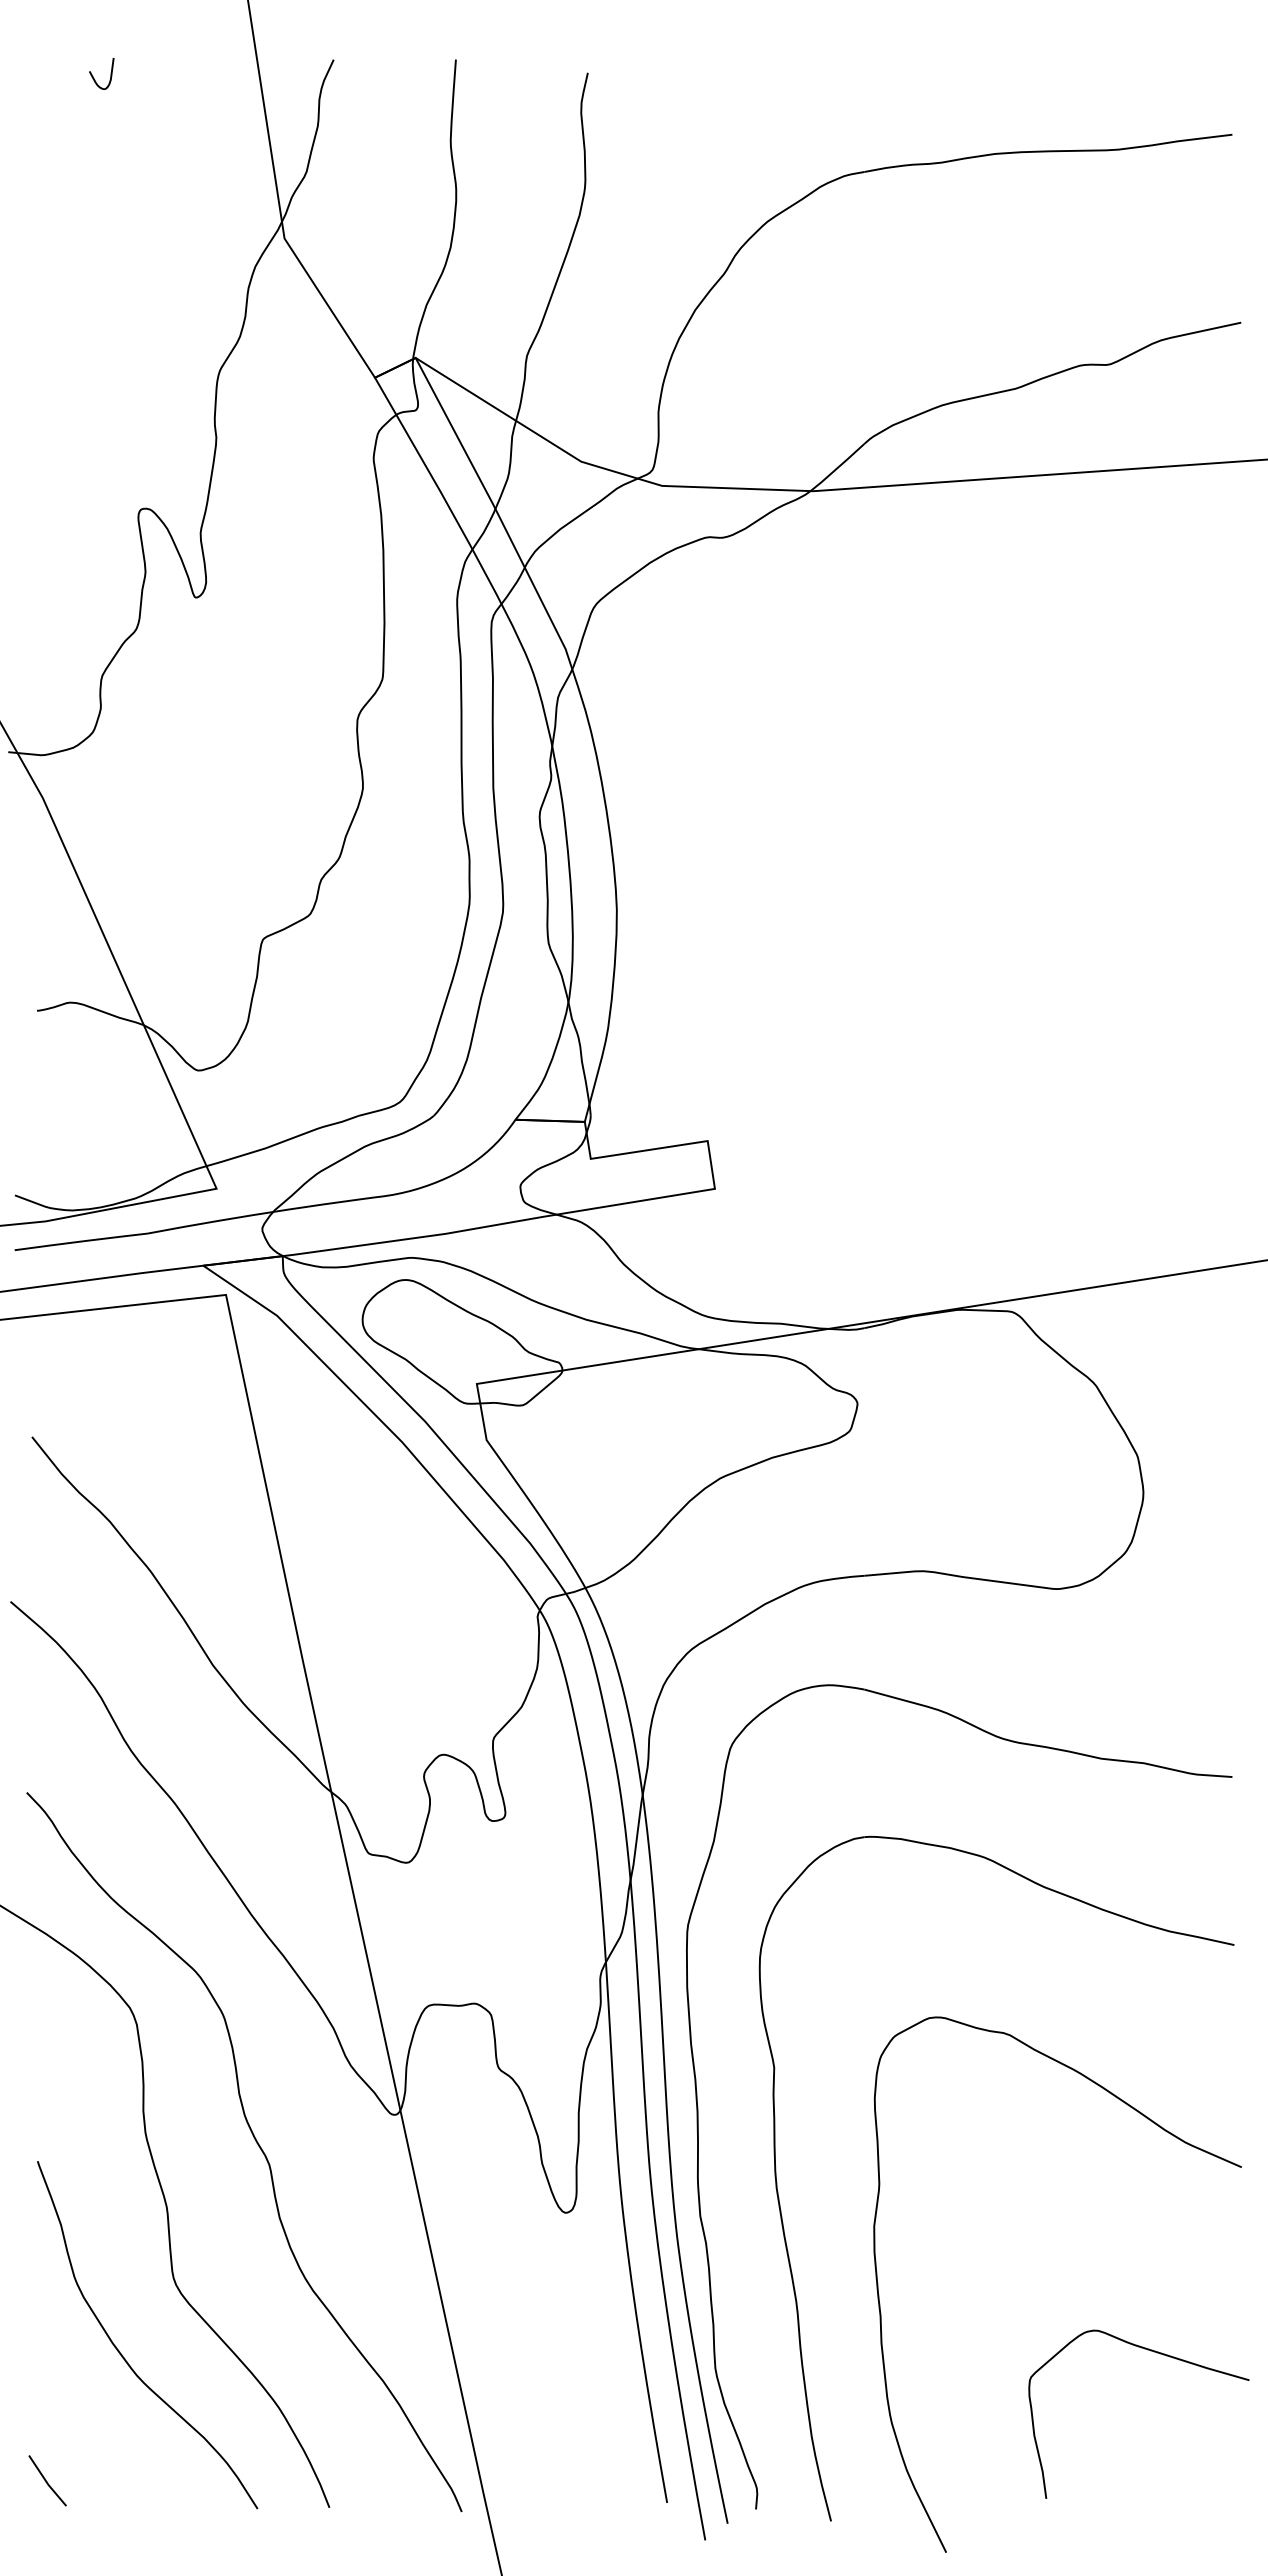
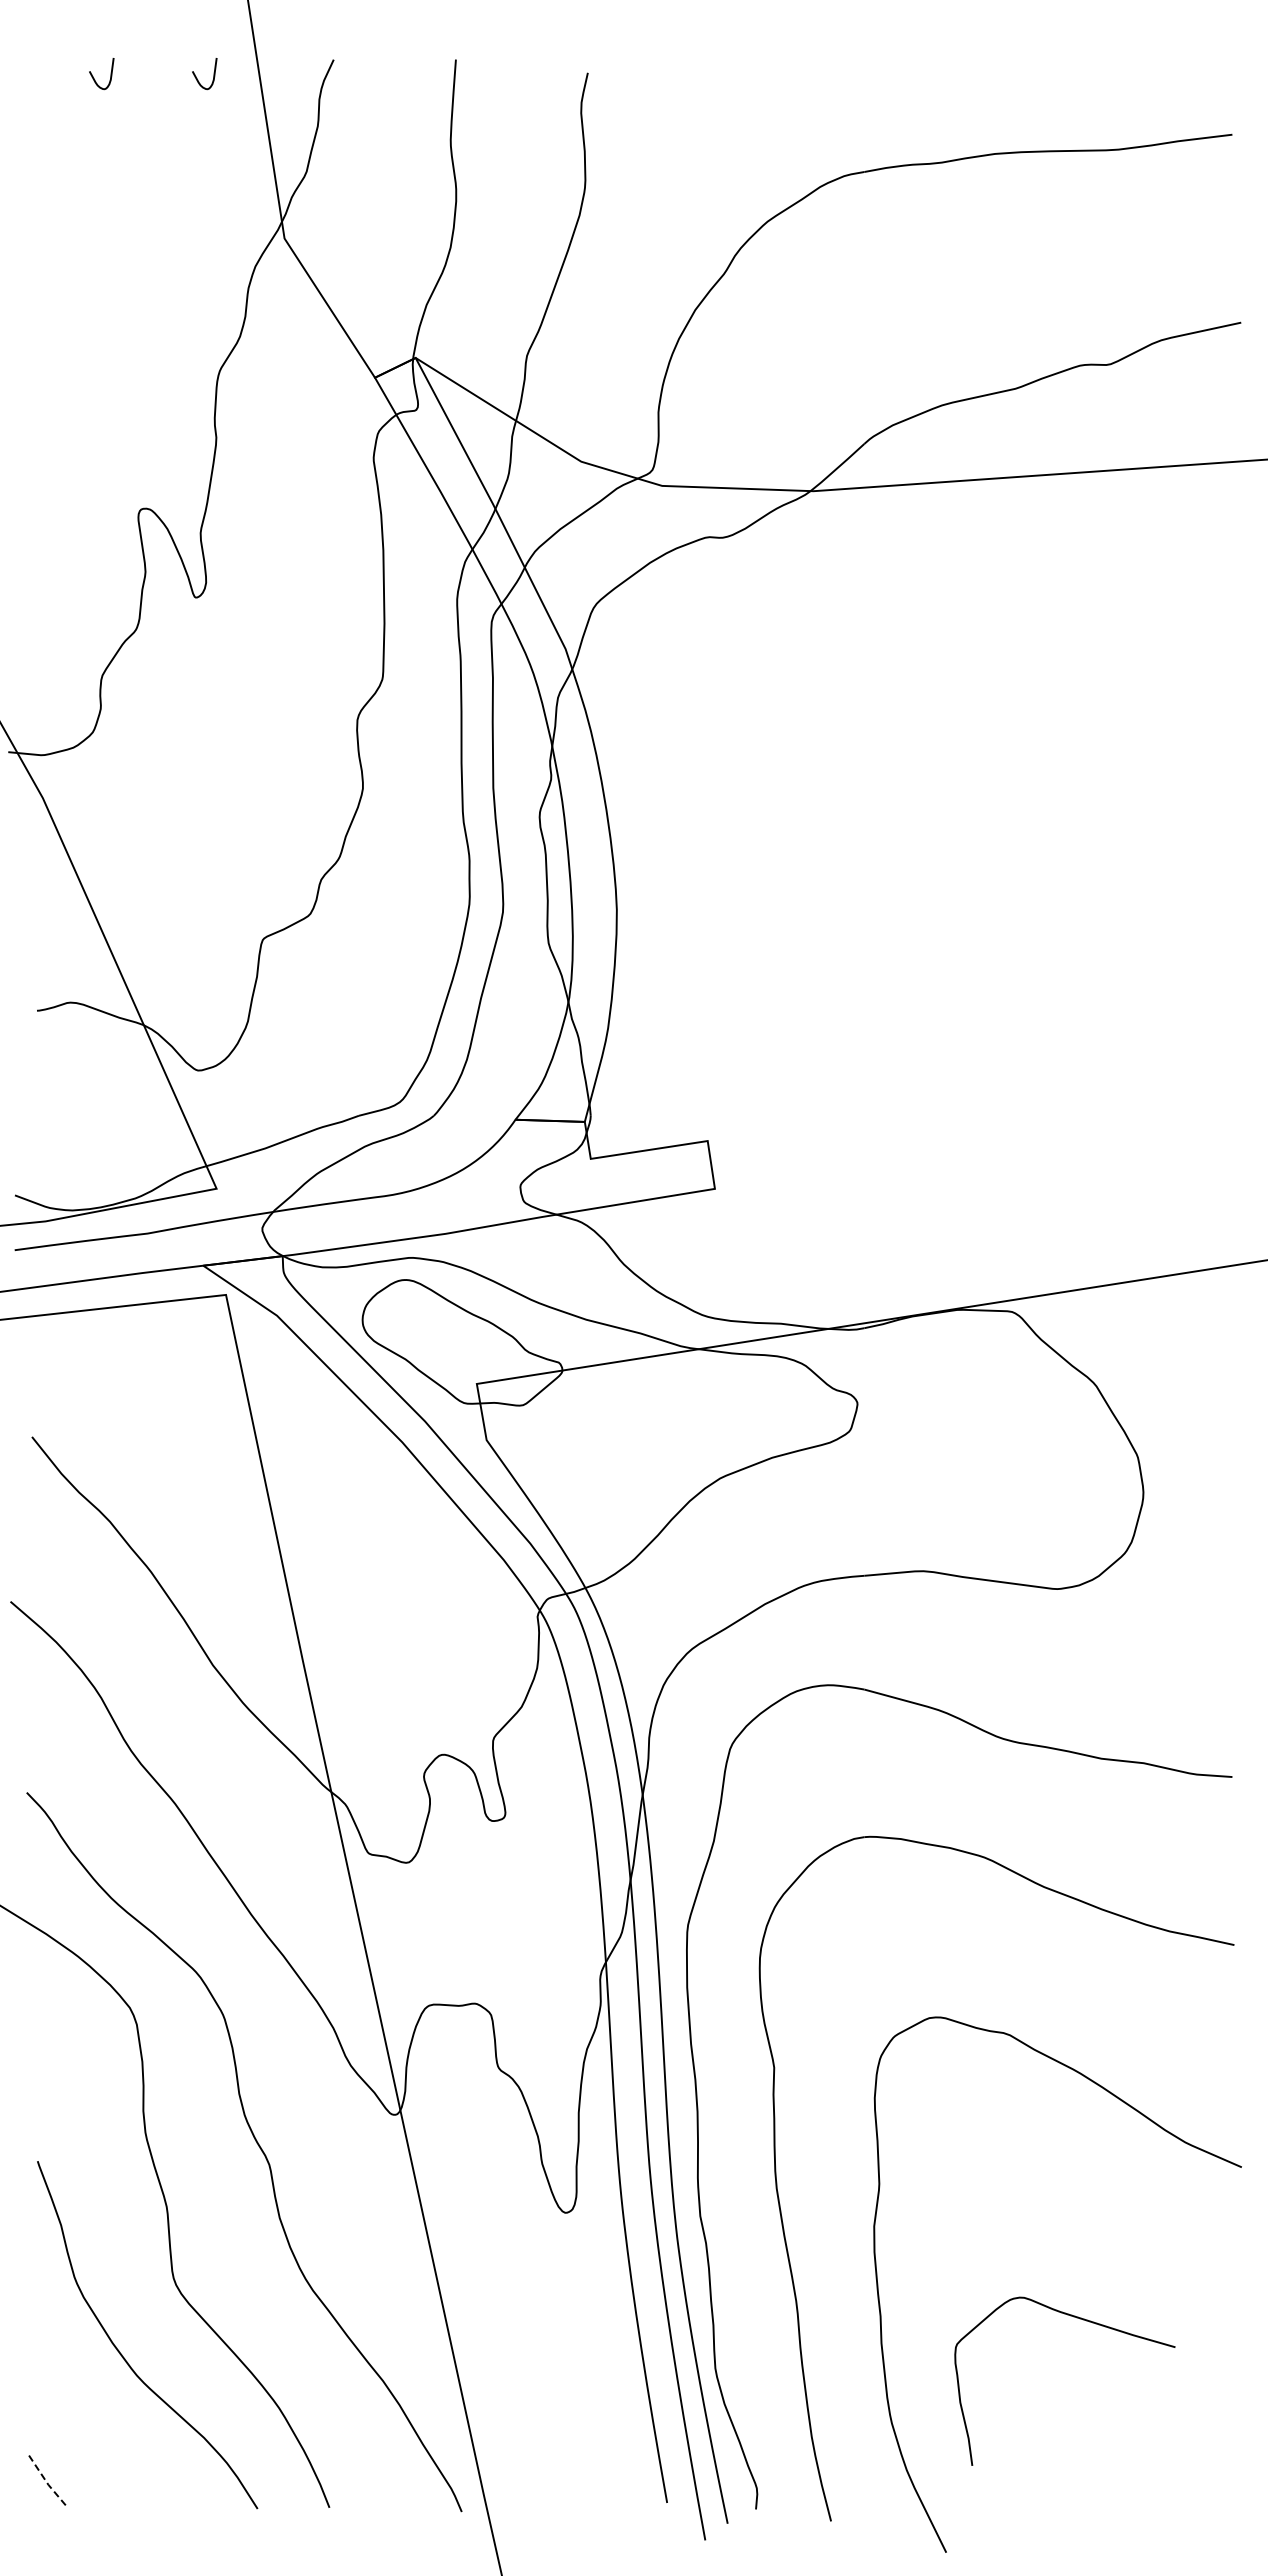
curve: none -> present (197, 78)
curve position: (1157, 2353) -> (1083, 2320) (1083, 2320)
line: solid -> dashed (46, 2482)
